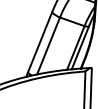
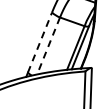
line: solid -> dashed (40, 42)
line: solid -> dashed (48, 45)
